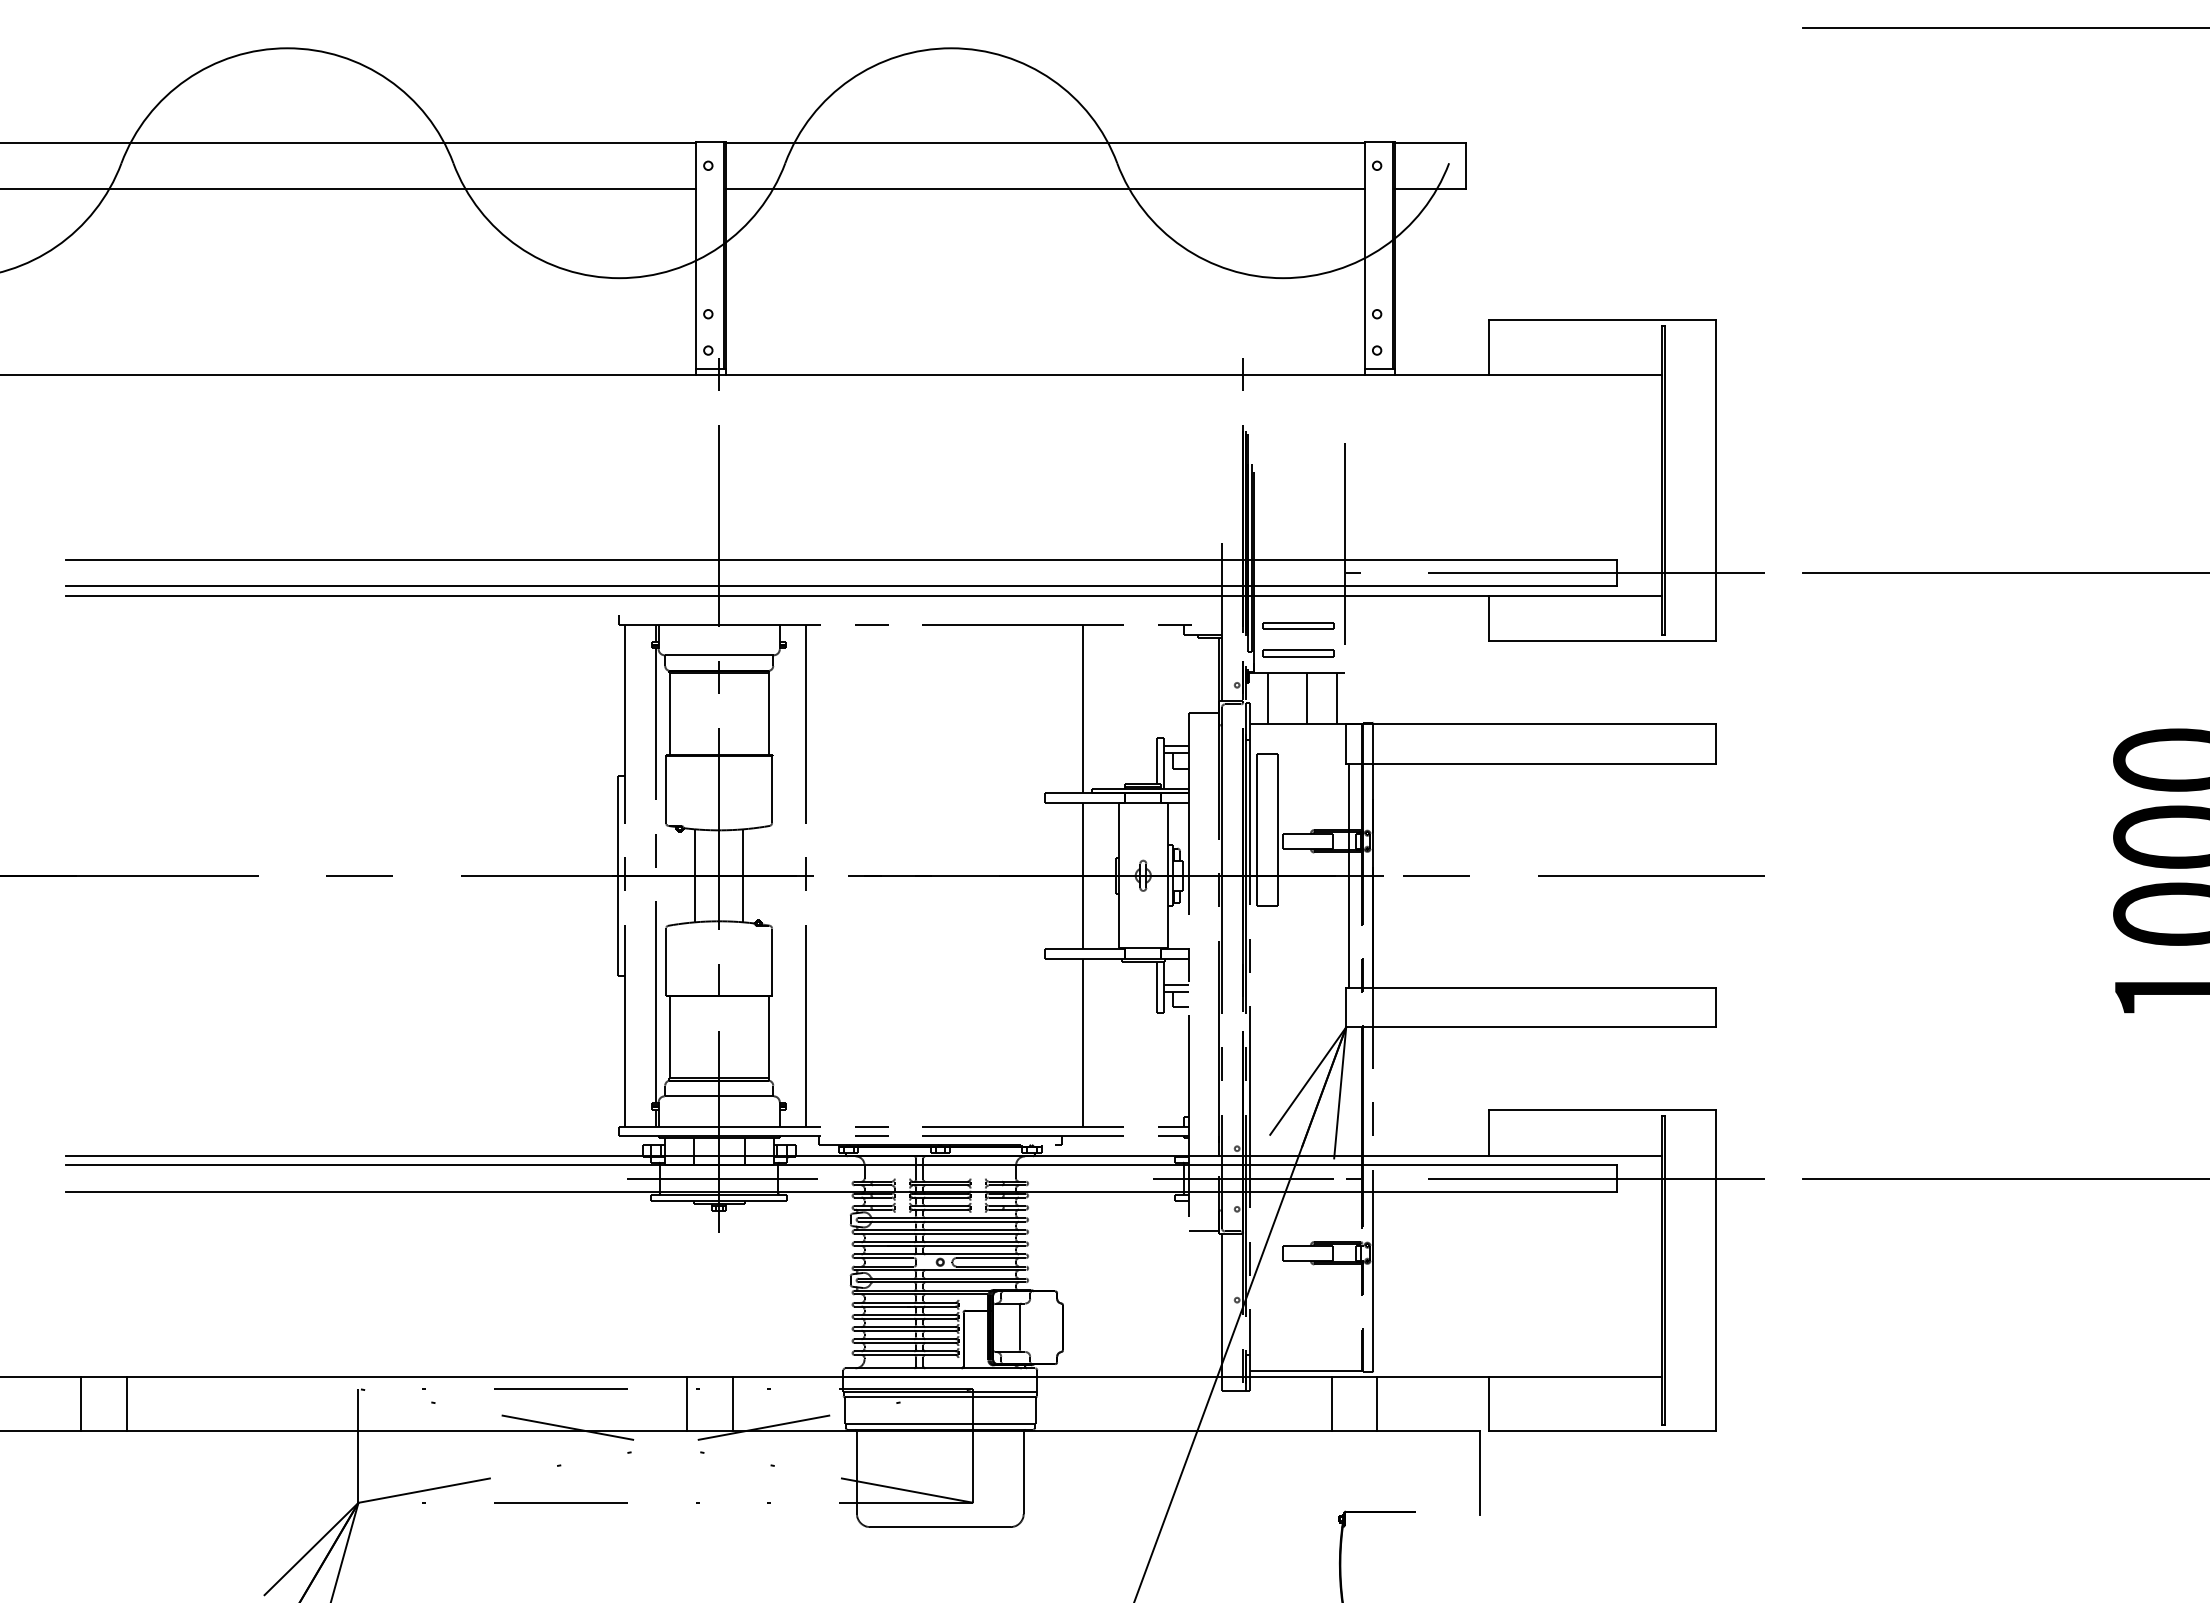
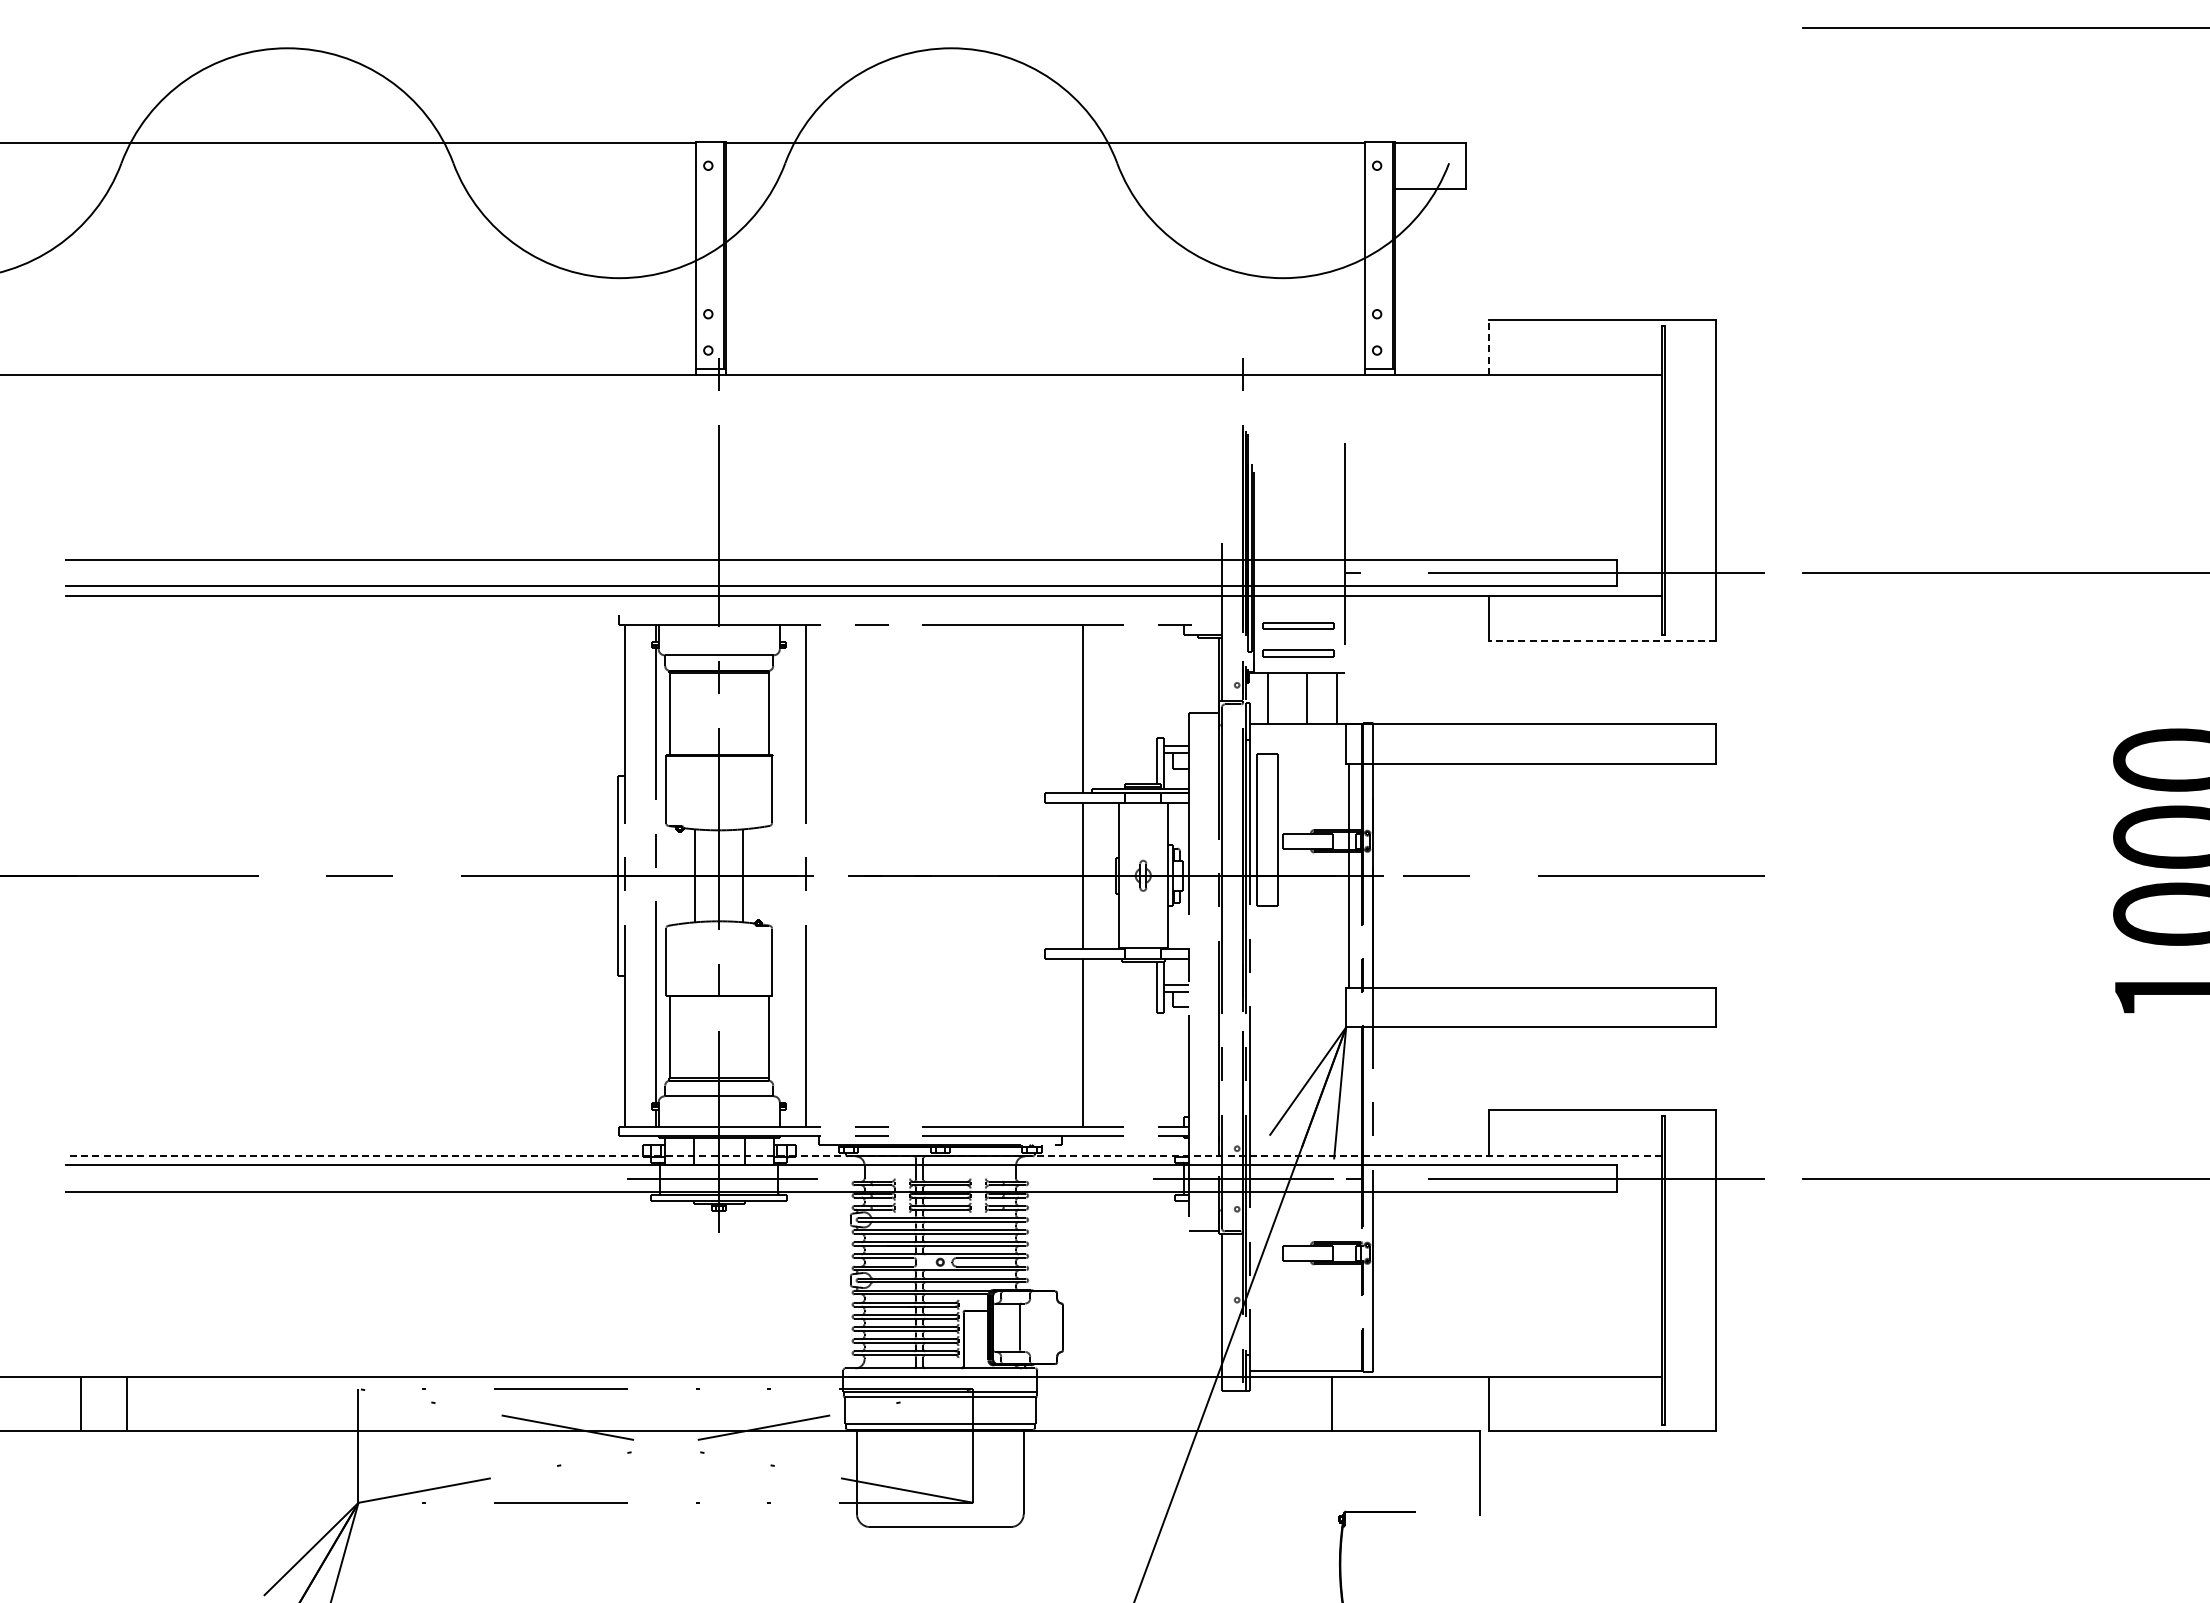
line: present -> none (349, 188)
line: present -> none (1045, 188)
line: solid -> dashed (1489, 347)
line: solid -> dashed (1602, 641)
line: solid -> dashed (864, 1155)
line: present -> none (687, 1403)
line: present -> none (732, 1403)
line: present -> none (1377, 1403)
